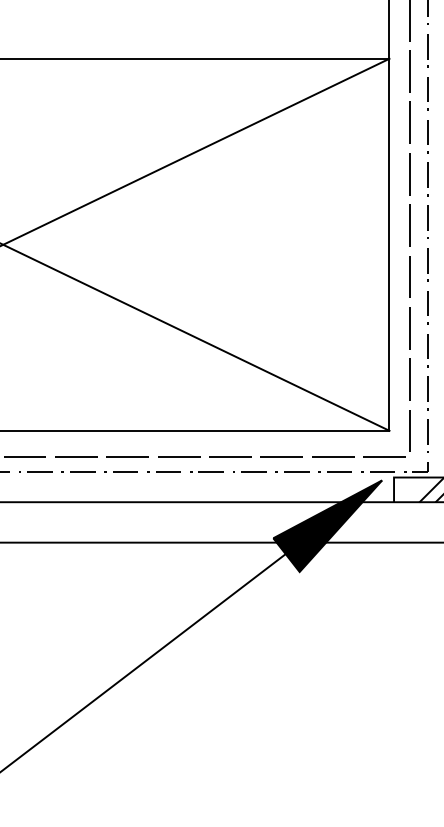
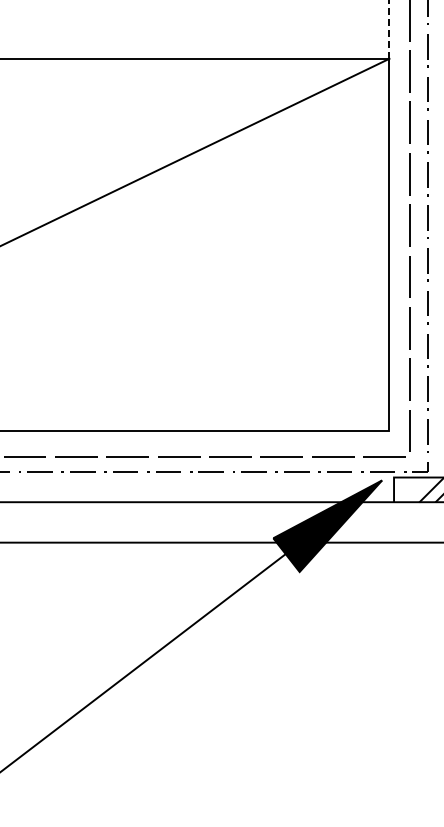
line: solid -> dashed (389, 29)
line: present -> none (195, 337)
